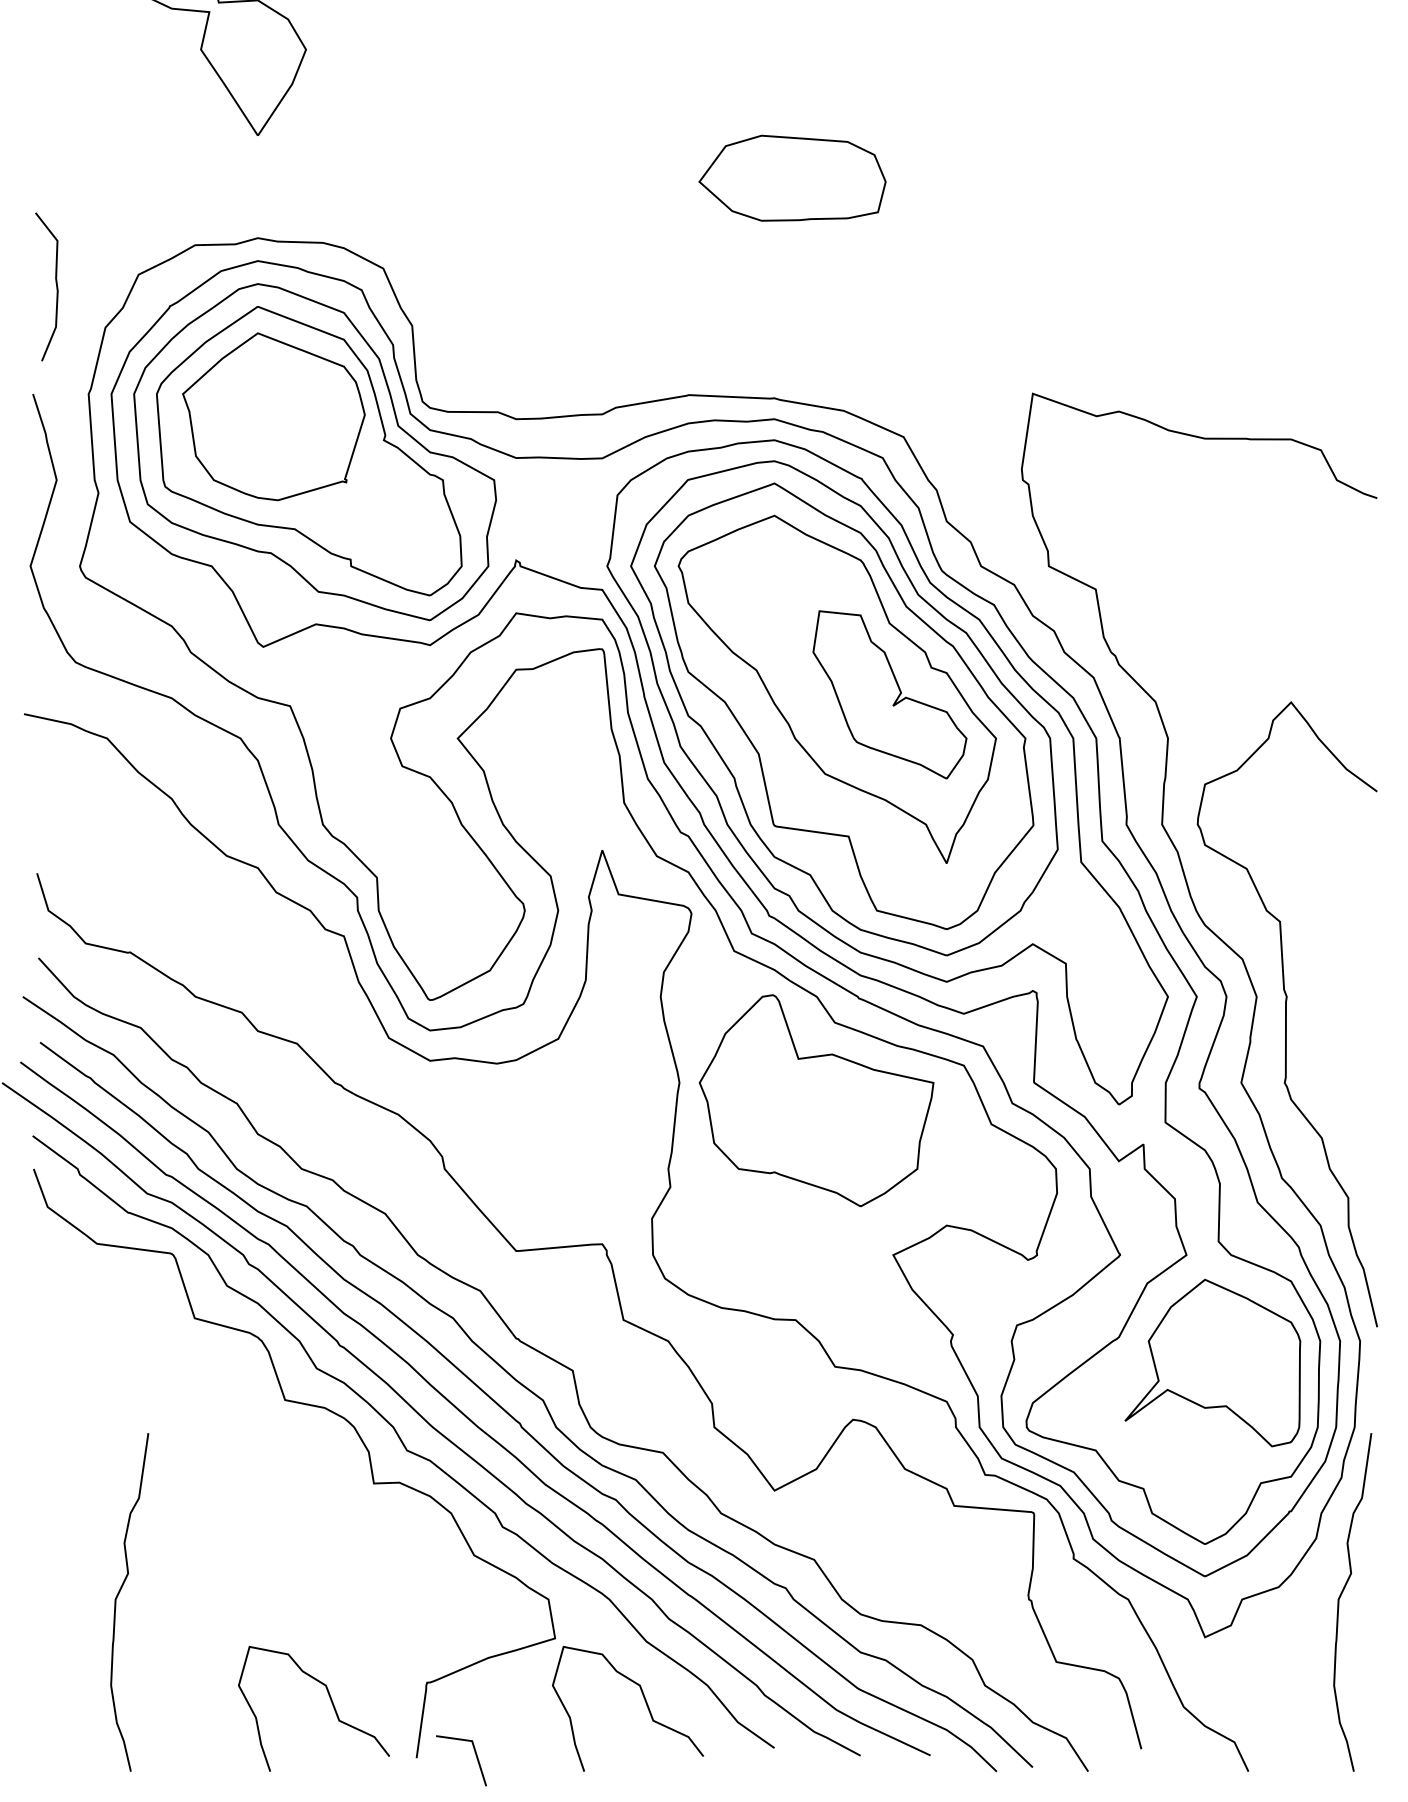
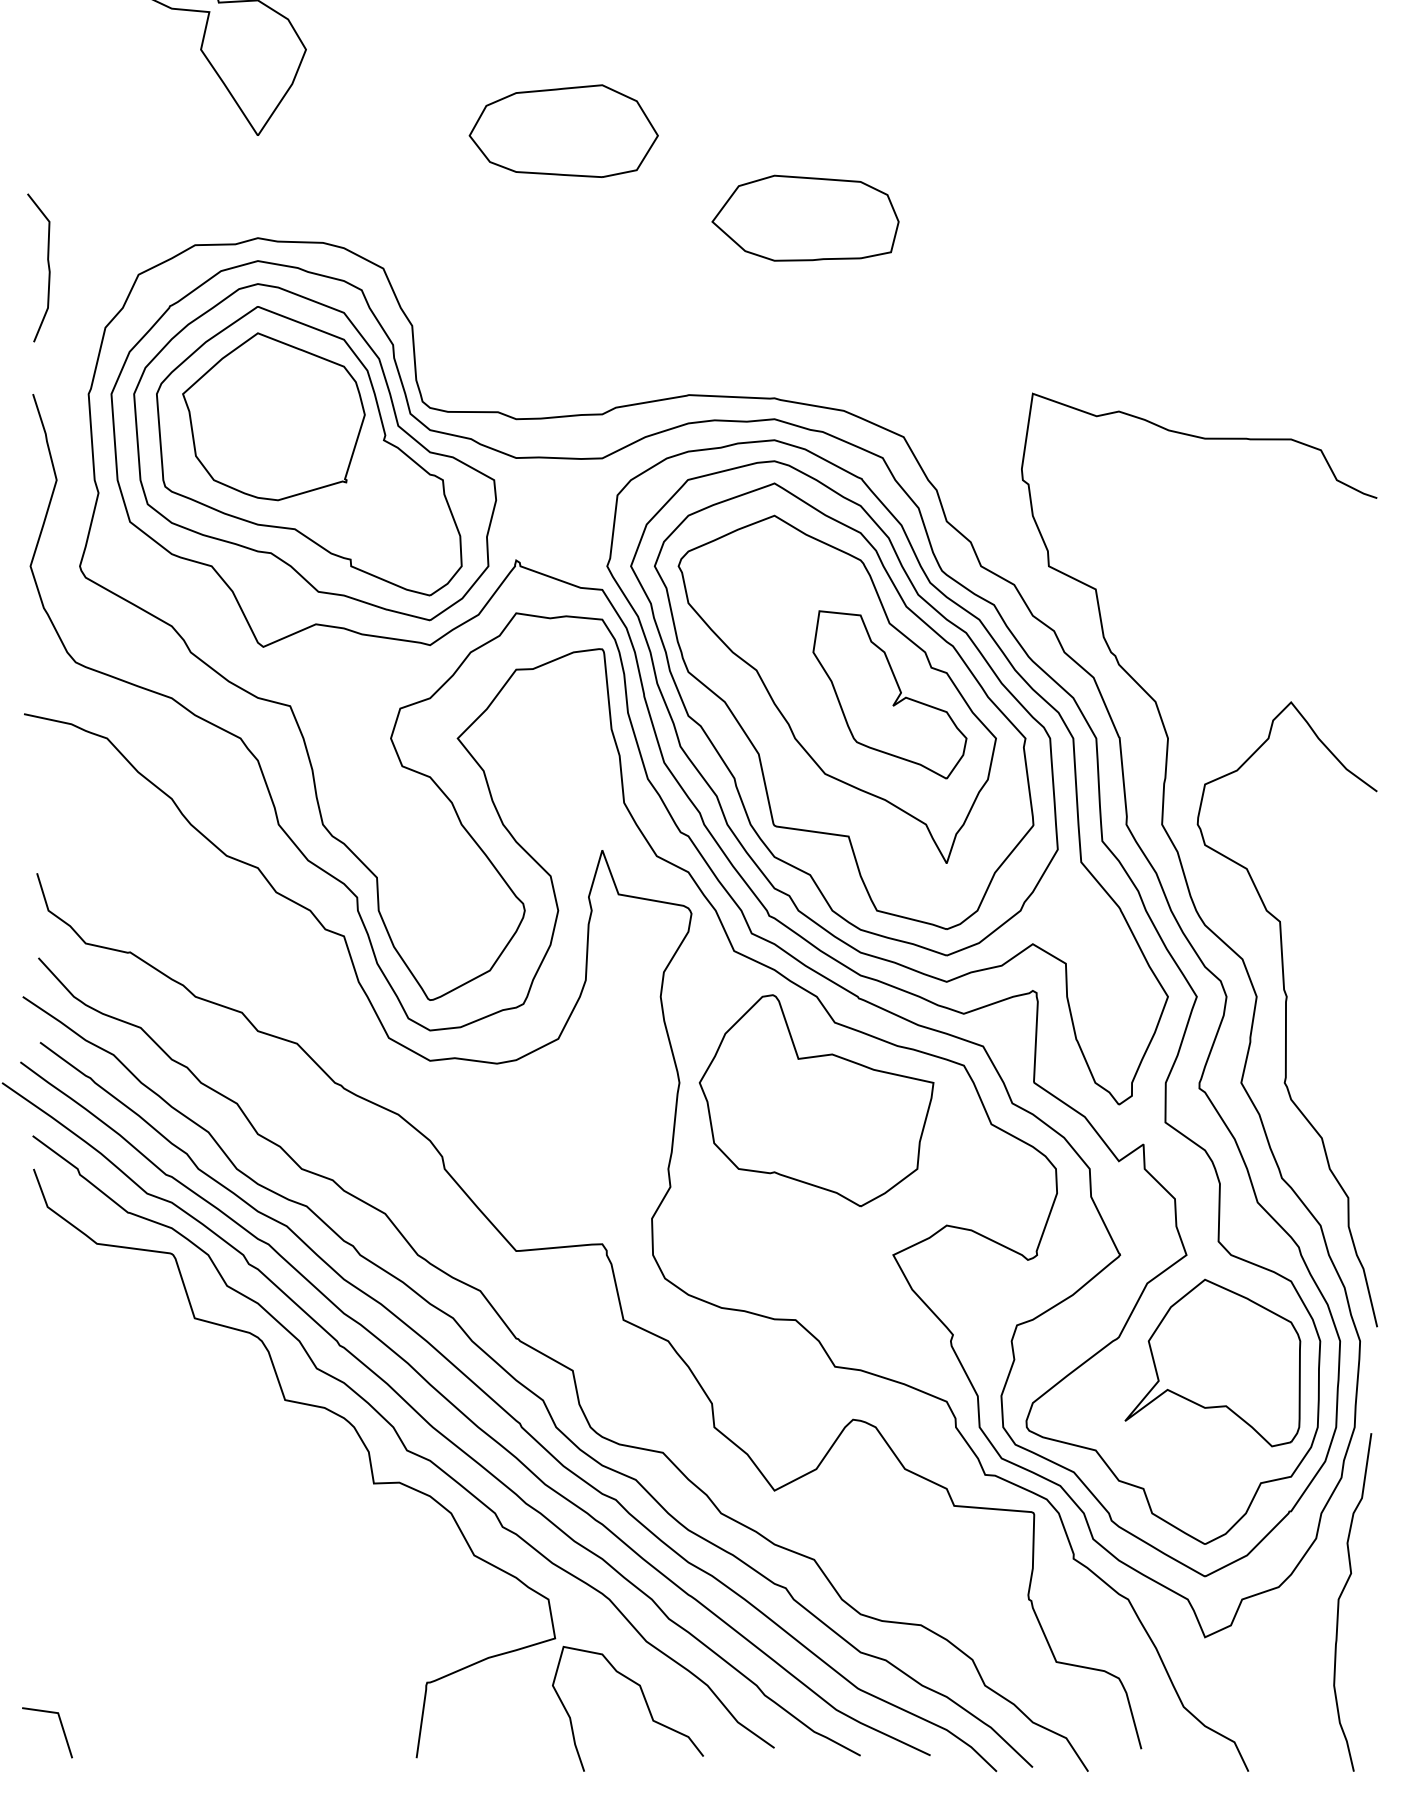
part: none -> present (563, 130)
part position: (792, 177) -> (805, 217) (805, 217)
curve position: (55, 283) -> (47, 264) (47, 264)
curve: present -> none (118, 1596)
curve: present -> none (331, 1703)
line position: (475, 1755) -> (61, 1727) (61, 1727)
